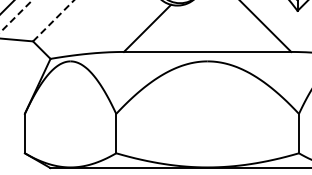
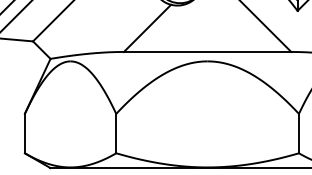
line: dashed -> solid (16, 16)
line: dashed -> solid (54, 20)
